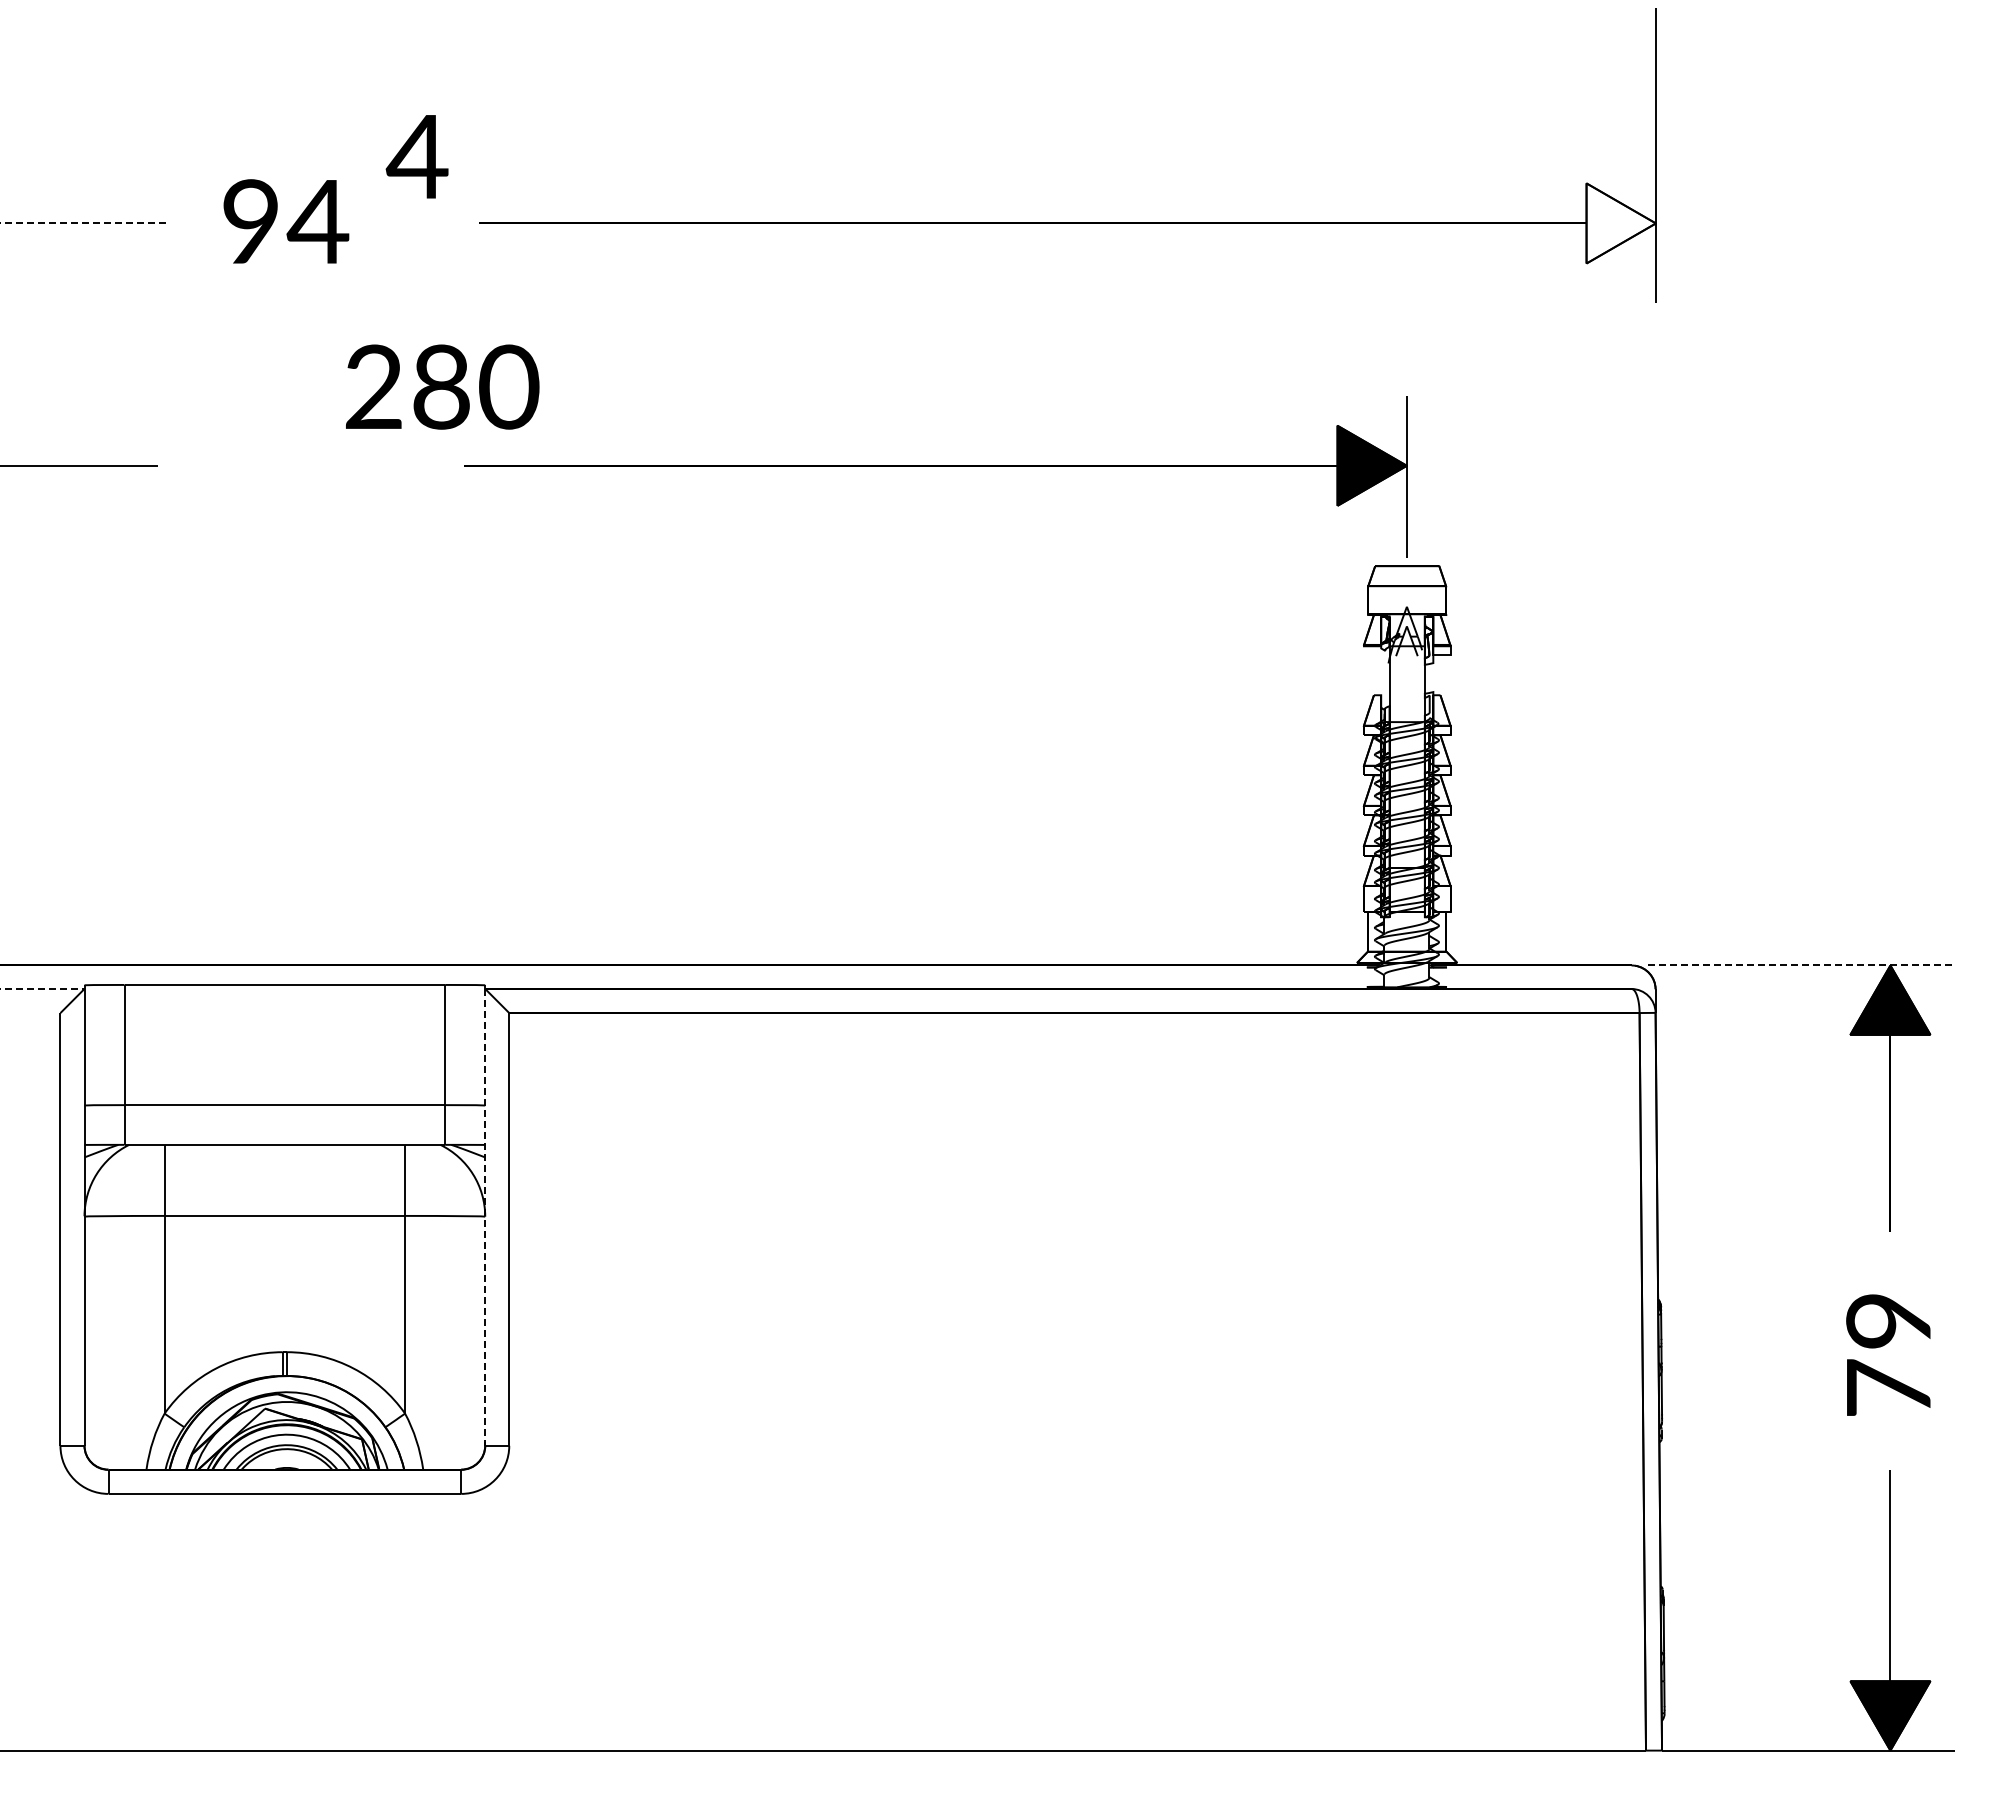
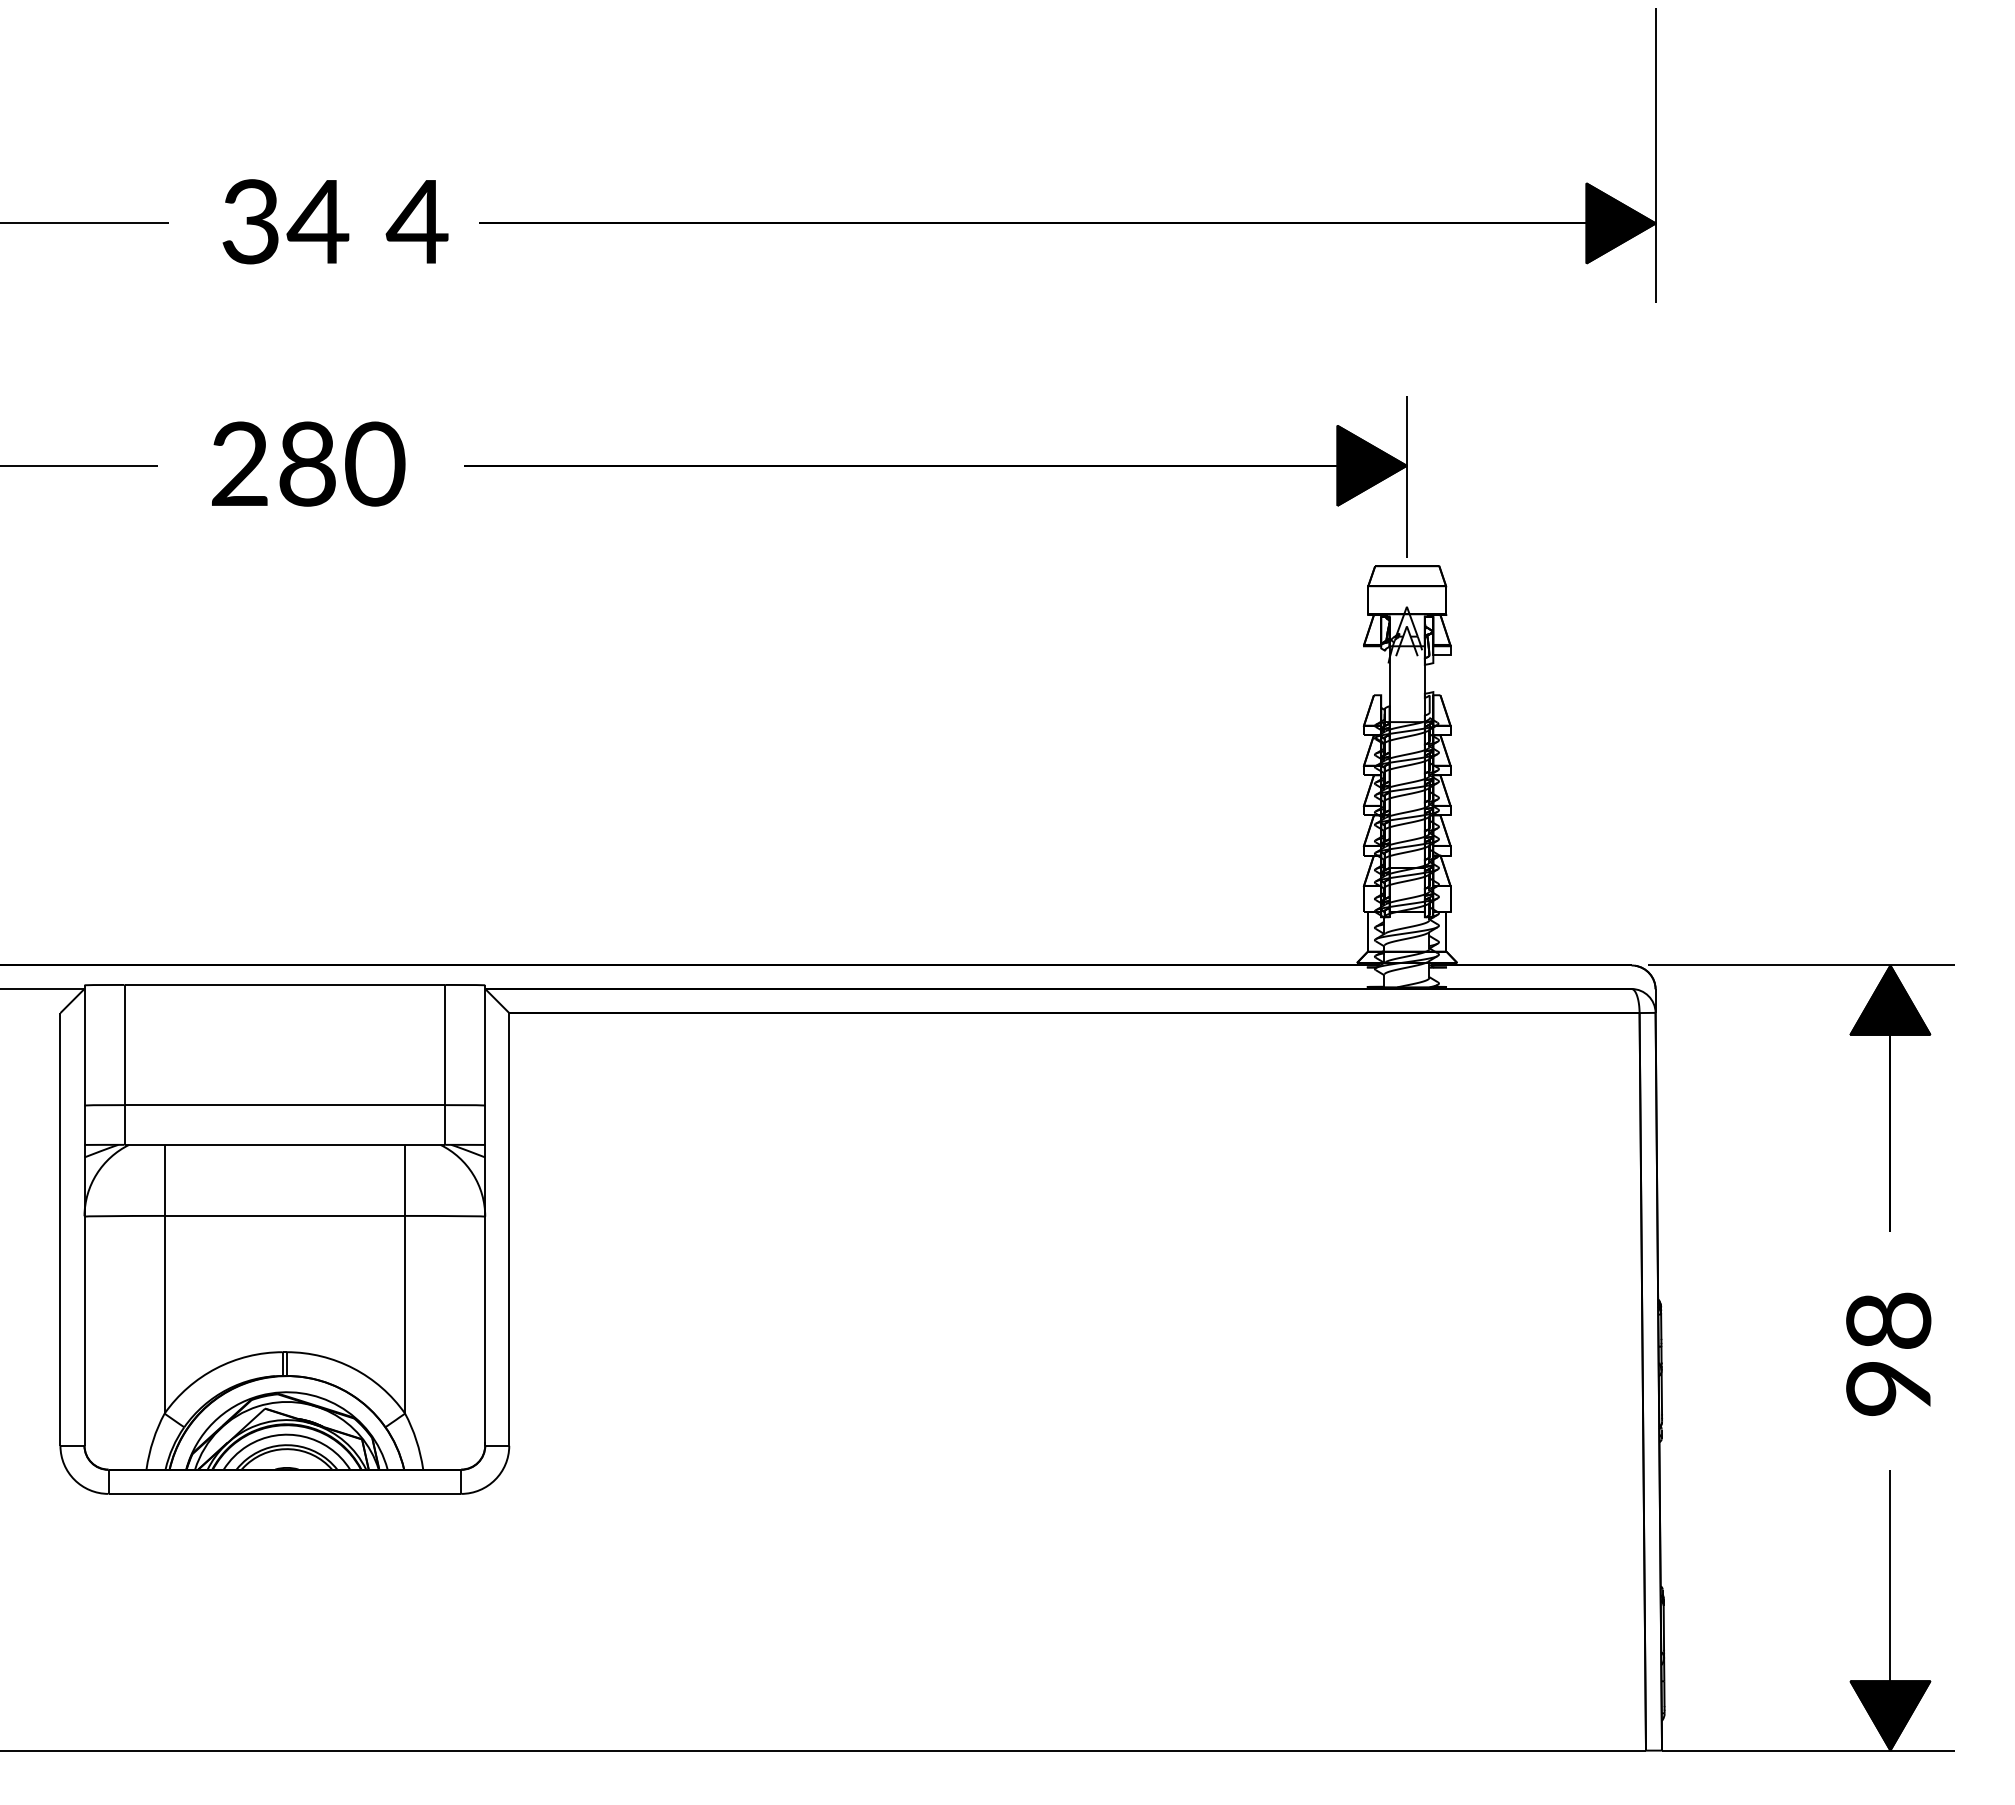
text position: (416, 156) -> (416, 221) (416, 221)
text: 94 -> 34 (250, 221)
line: dashed -> solid (85, 223)
fill: none -> present (1620, 223)
text position: (442, 386) -> (308, 463) (308, 463)
line: dashed -> solid (1801, 965)
line: dashed -> solid (42, 988)
line: dashed -> solid (485, 1217)
text: 79 -> 98 (1888, 1353)
